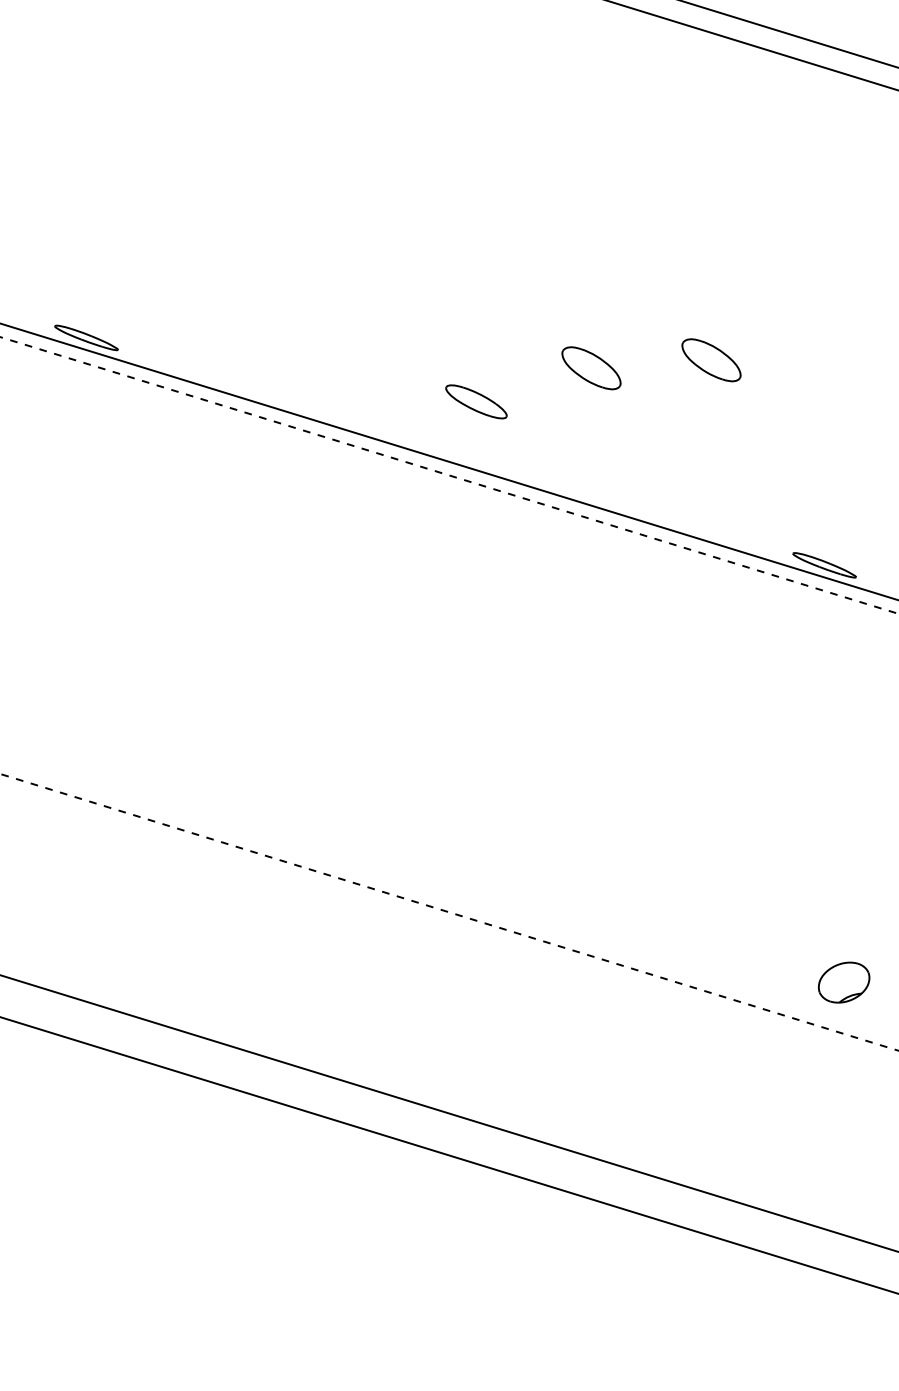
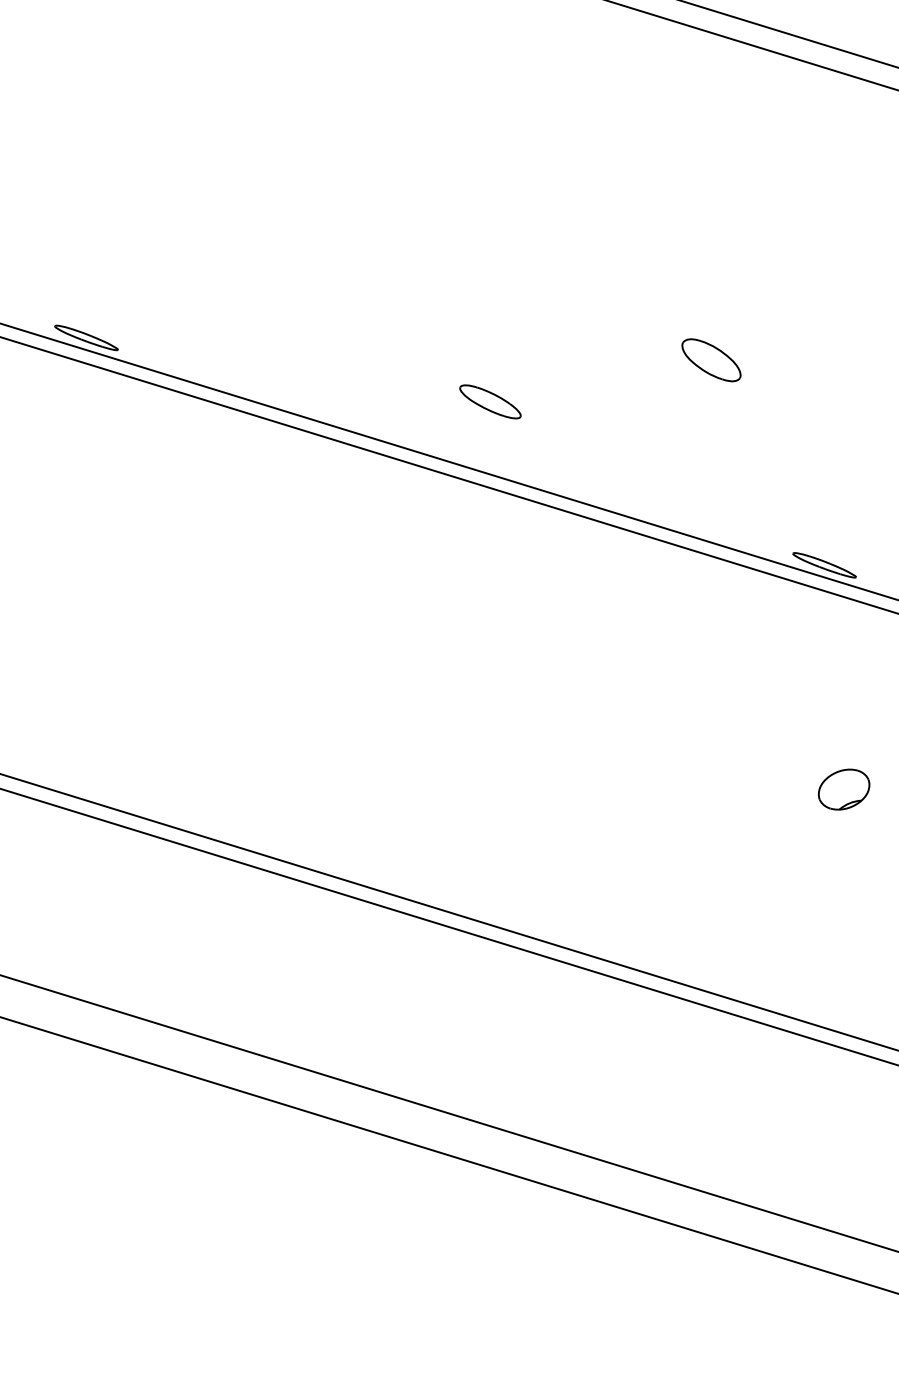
part: present -> none (591, 368)
part position: (476, 401) -> (490, 401) (490, 401)
line: dashed -> solid (449, 475)
line: dashed -> solid (449, 912)
line: none -> present (448, 926)
part position: (844, 982) -> (844, 789) (844, 789)
